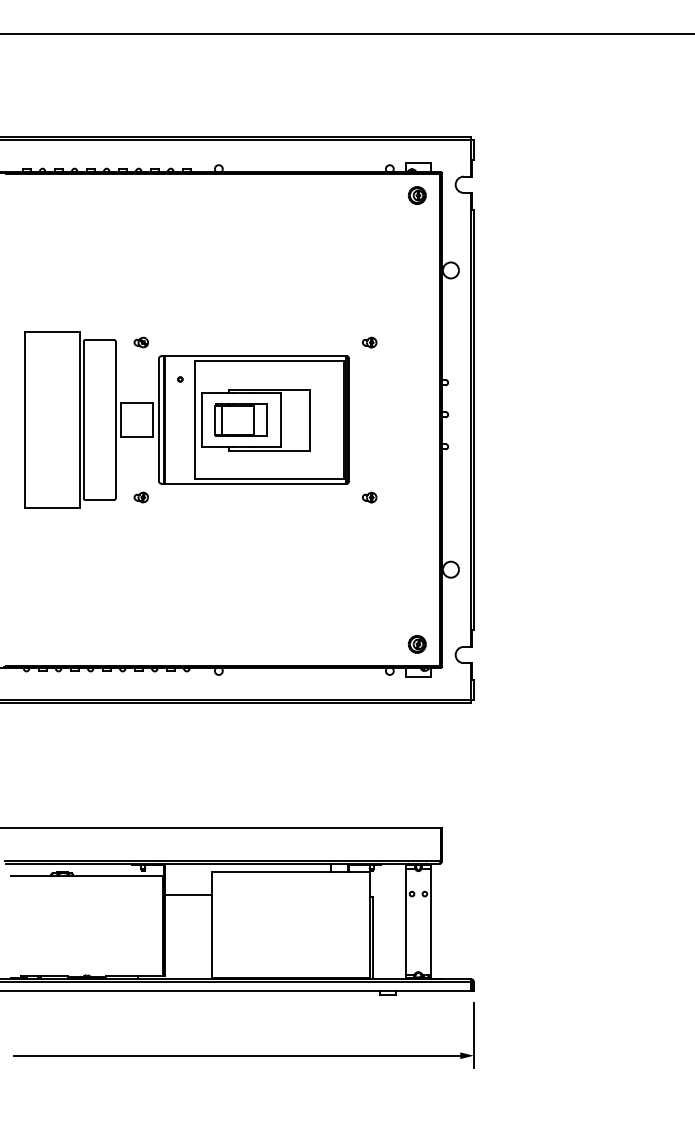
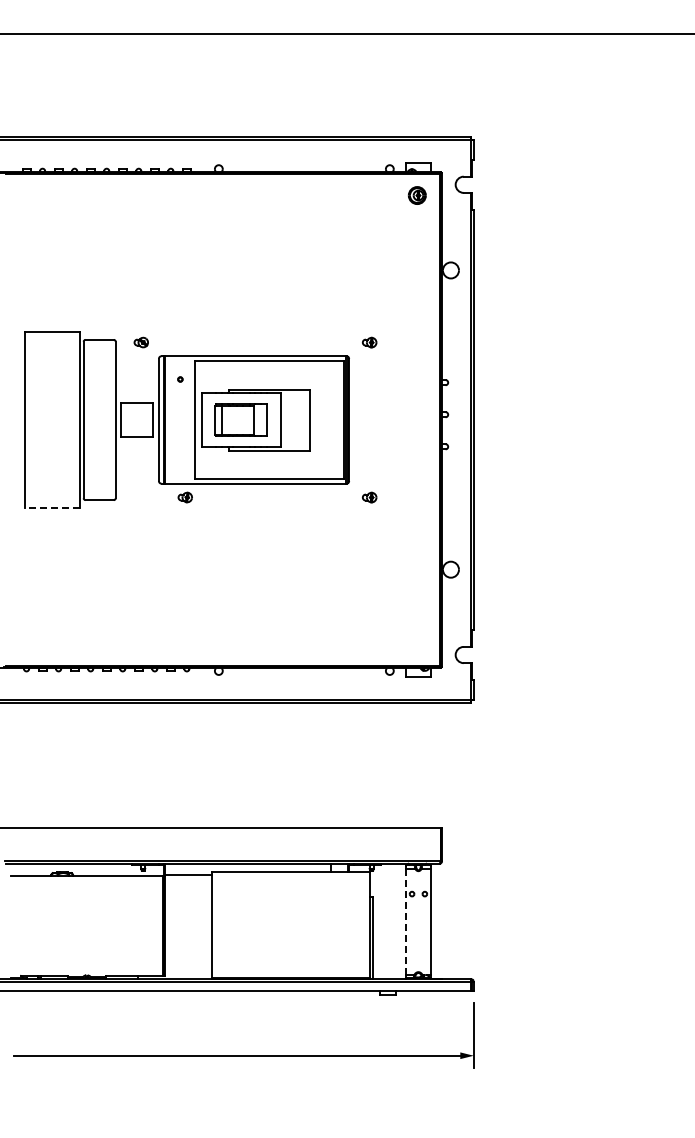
part position: (140, 497) -> (184, 497) (184, 497)
line: solid -> dashed (52, 508)
part: present -> none (416, 644)
line position: (188, 895) -> (188, 875) (188, 875)
line: solid -> dashed (405, 922)
